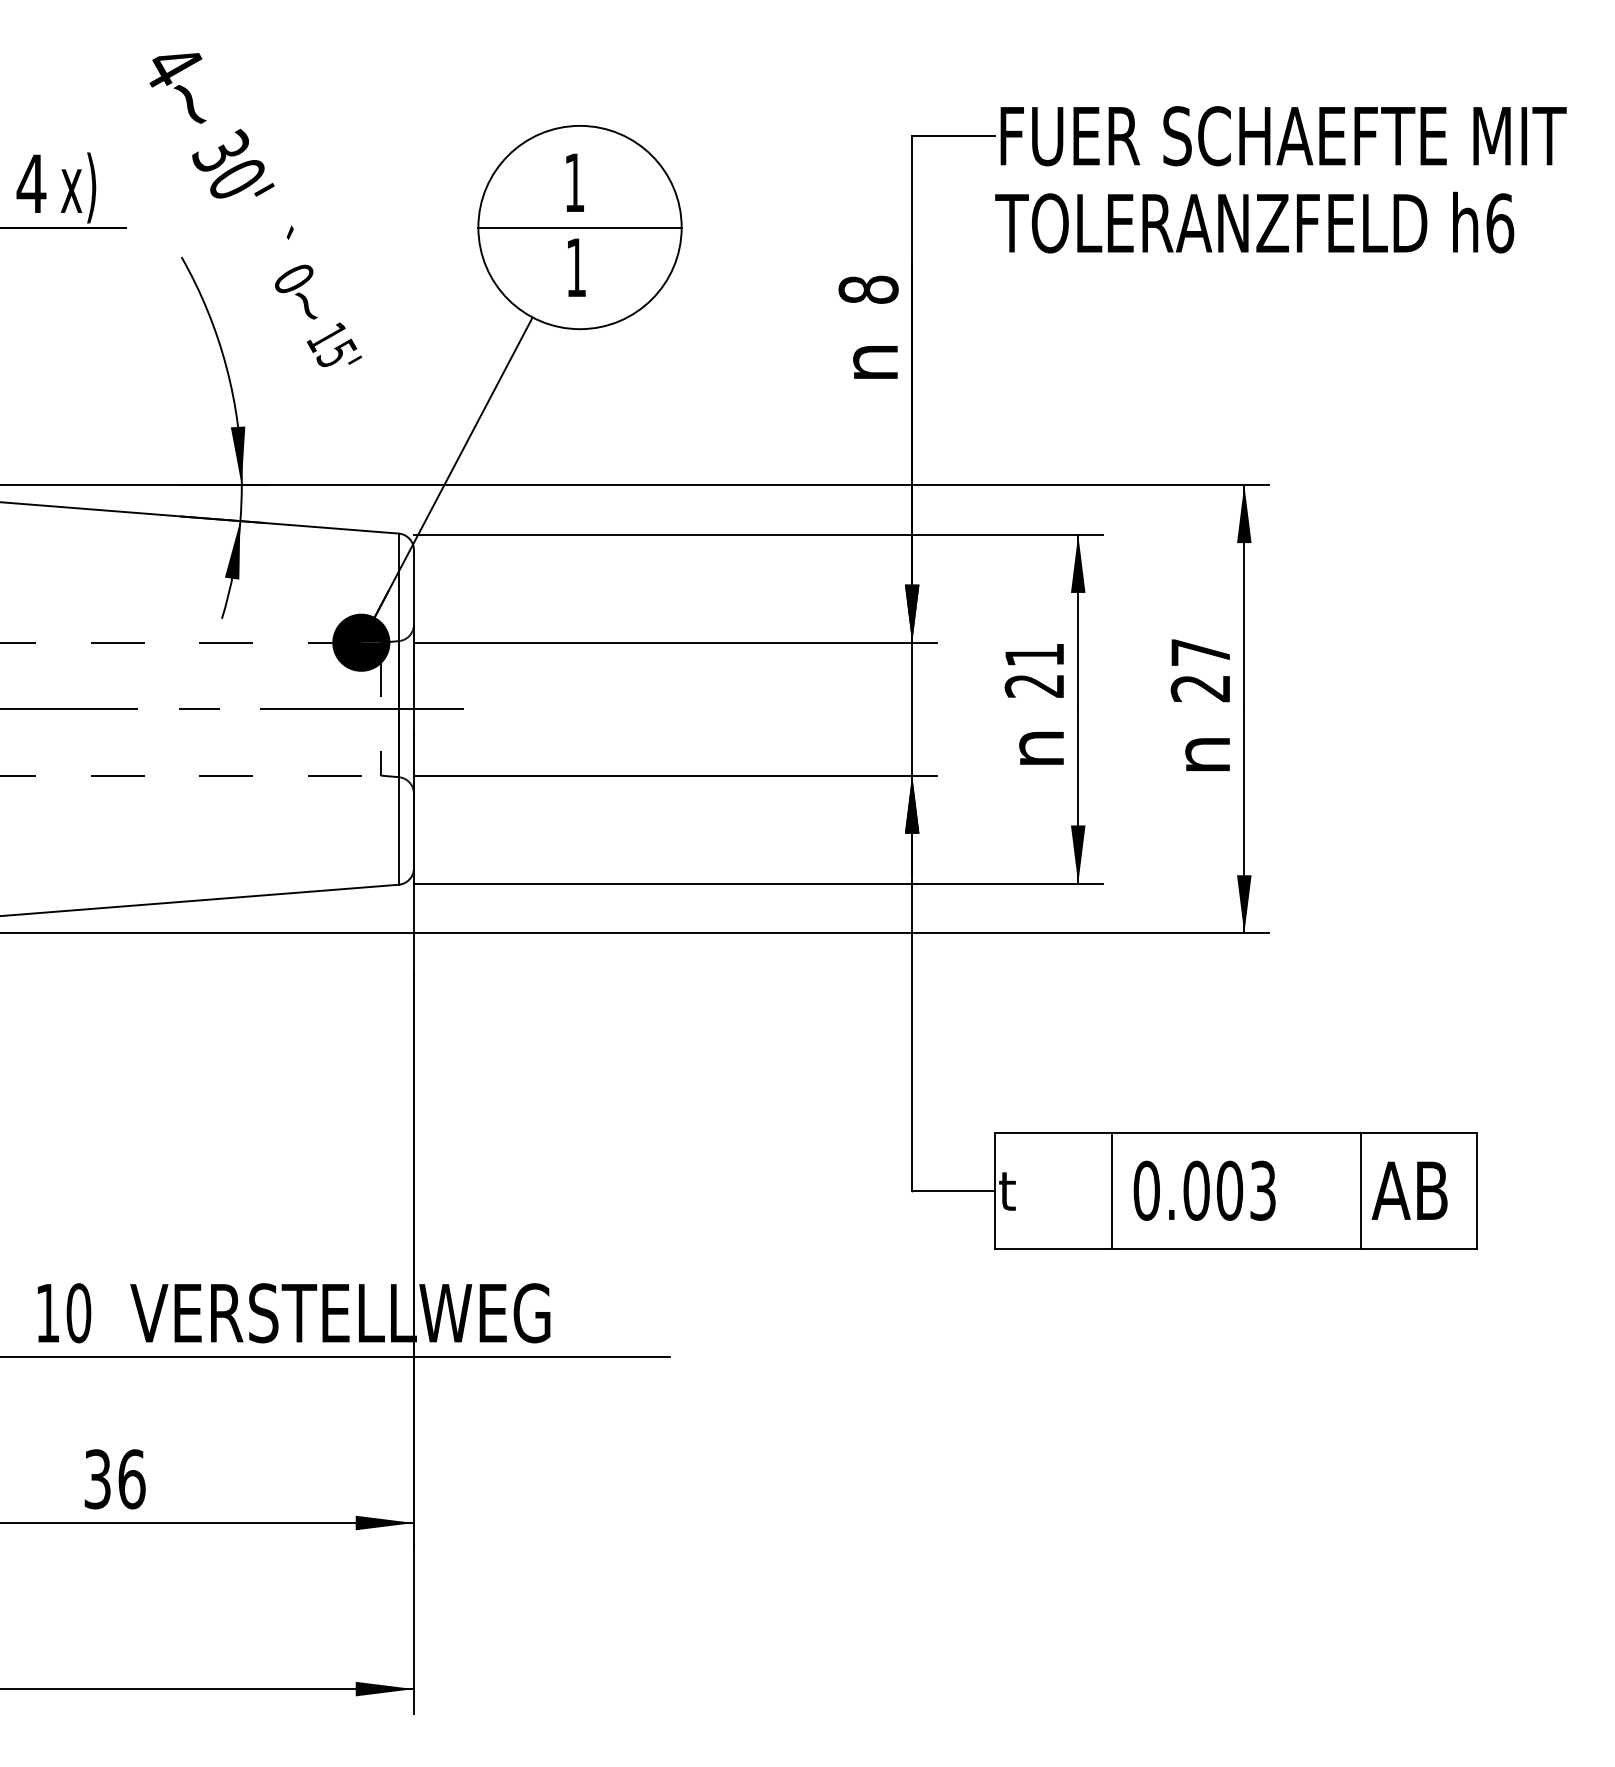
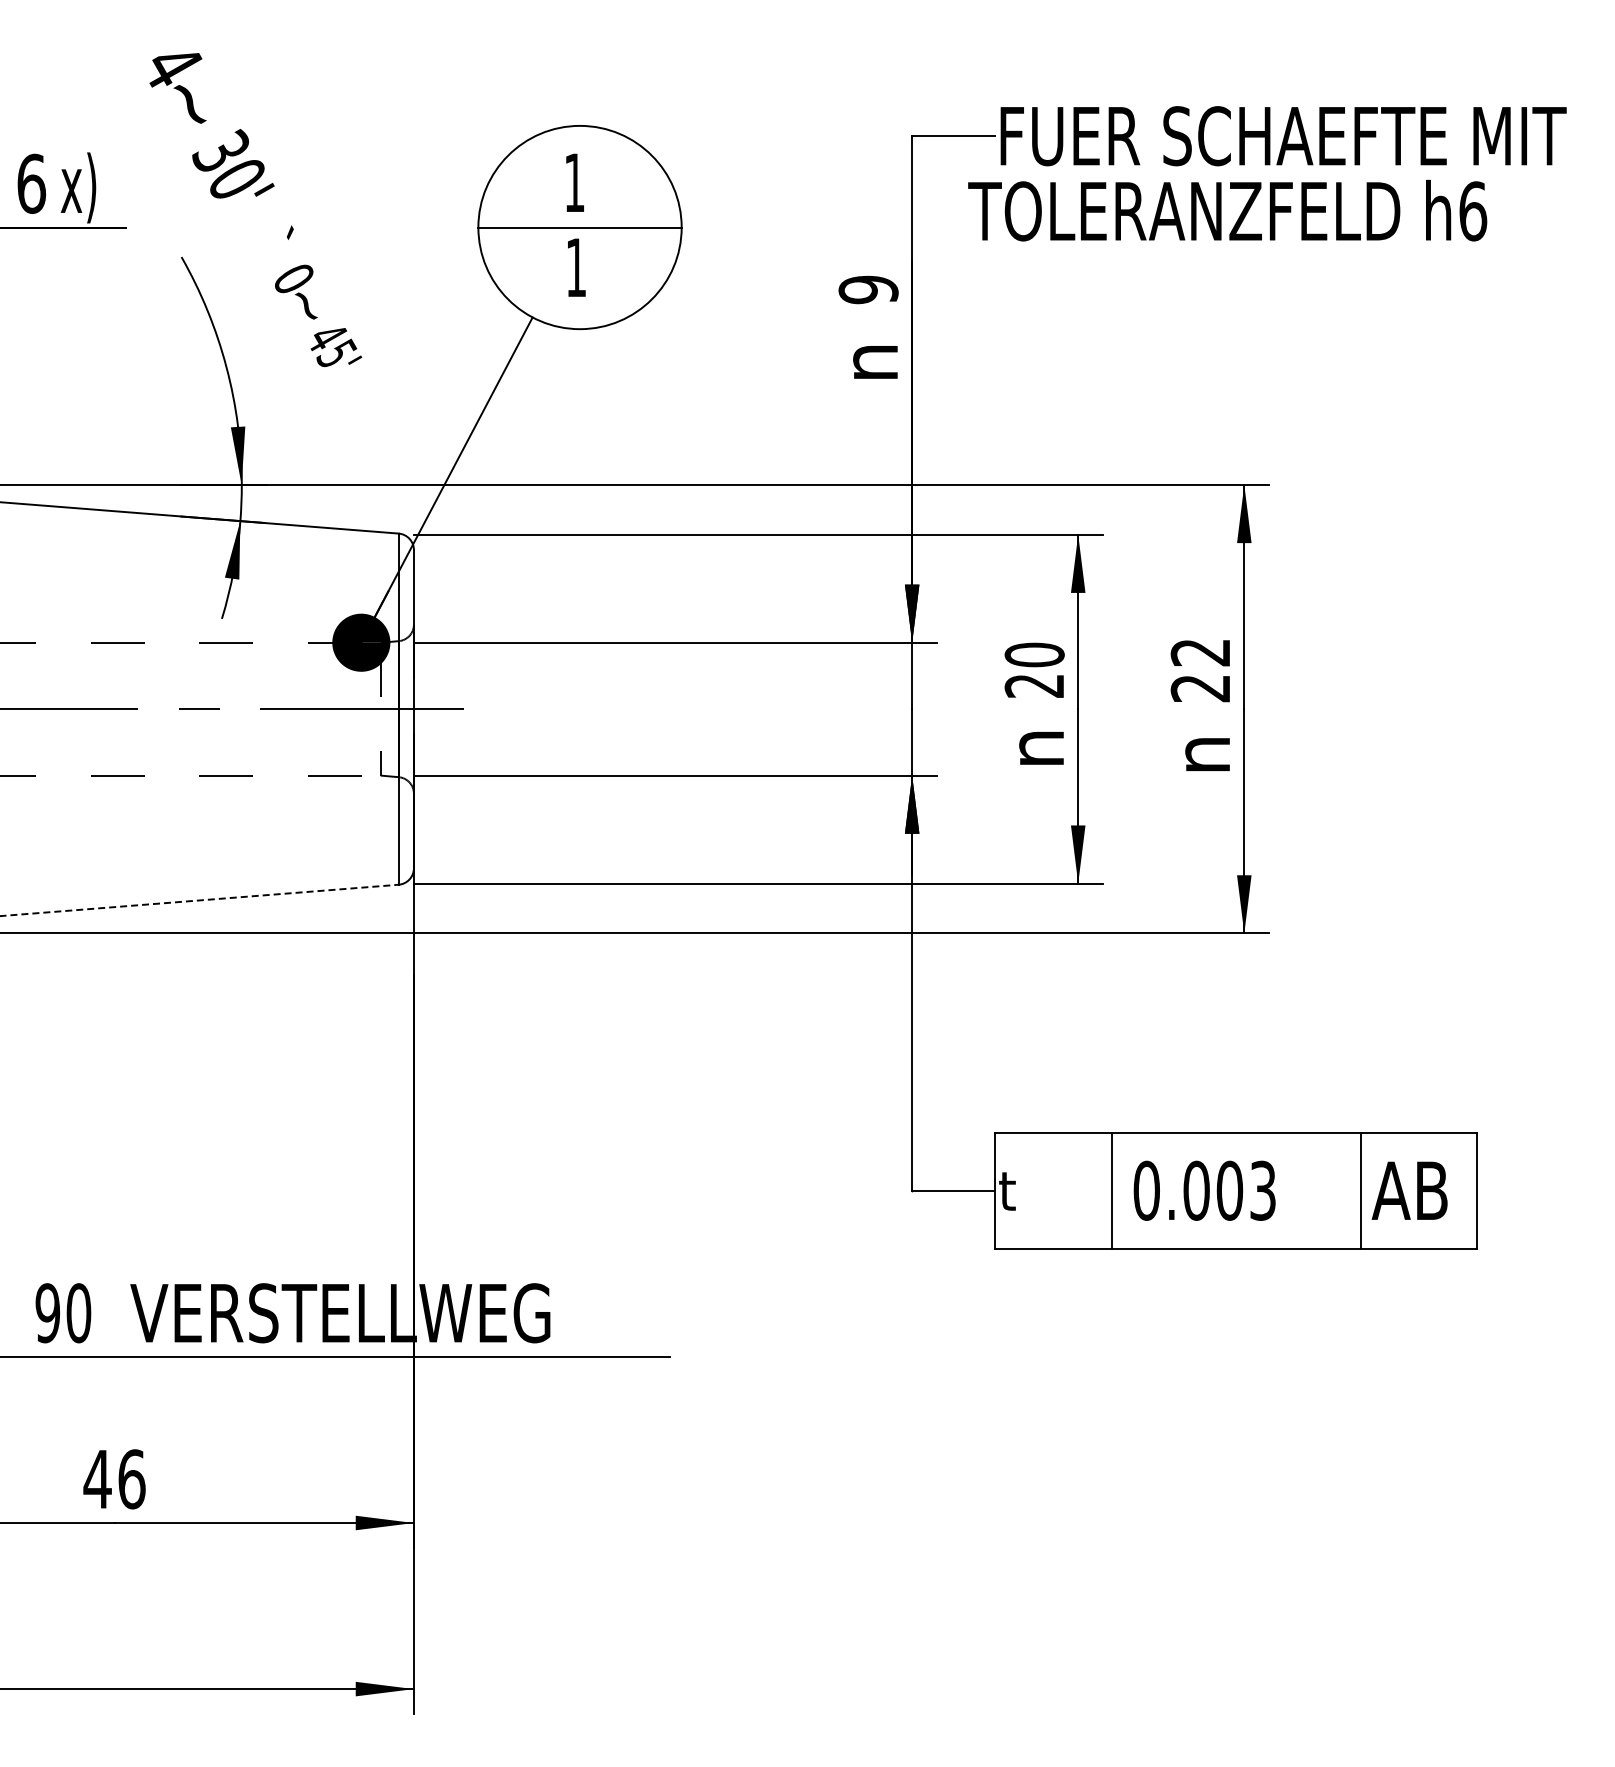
text: 4 -> 6 (31, 183)
text position: (1254, 222) -> (1227, 210) (1227, 210)
text: 8 -> 9 (868, 289)
text: 15' -> 45' (326, 337)
text: 27 -> 22 (1199, 652)
text: 21 -> 20 (1034, 654)
line: solid -> dashed (199, 900)
text: 10 -> 90 (47, 1313)
text: 36 -> 46 (97, 1479)
